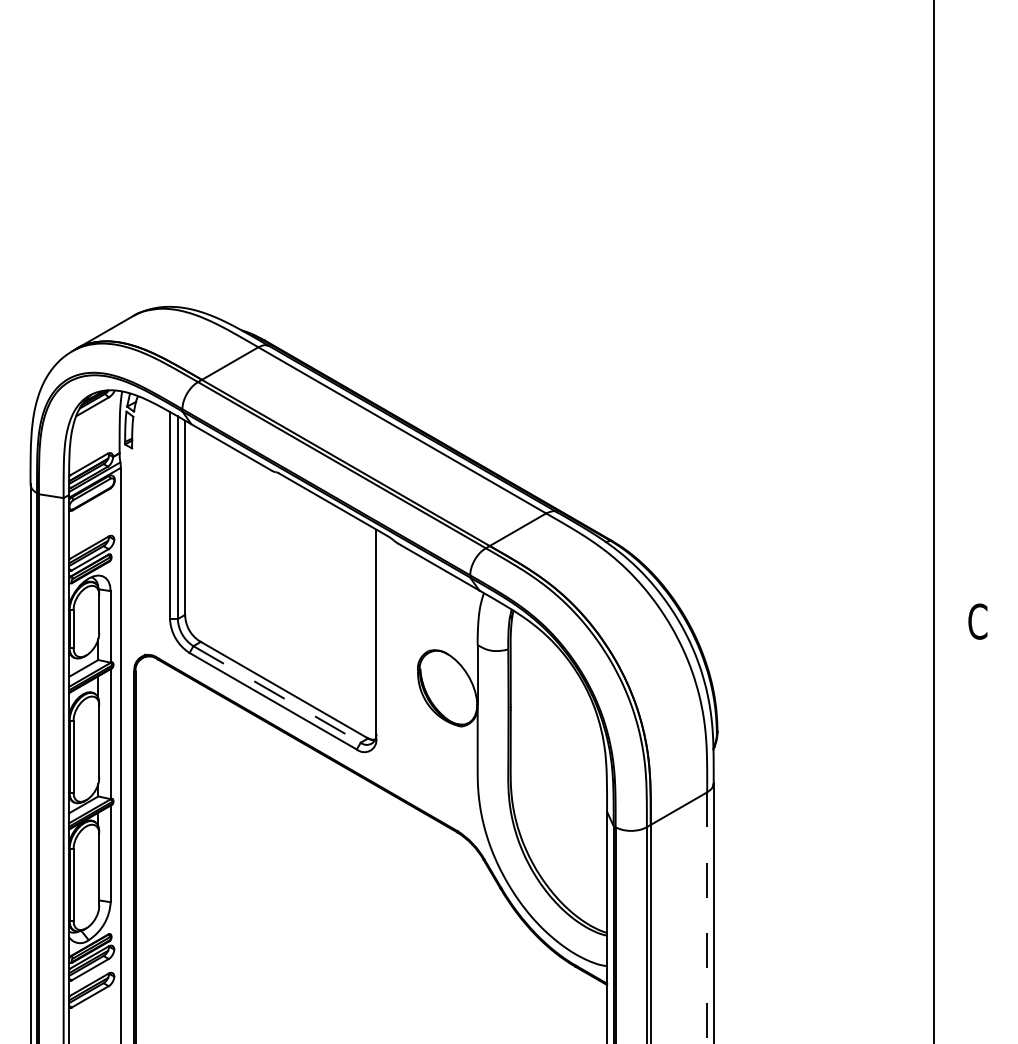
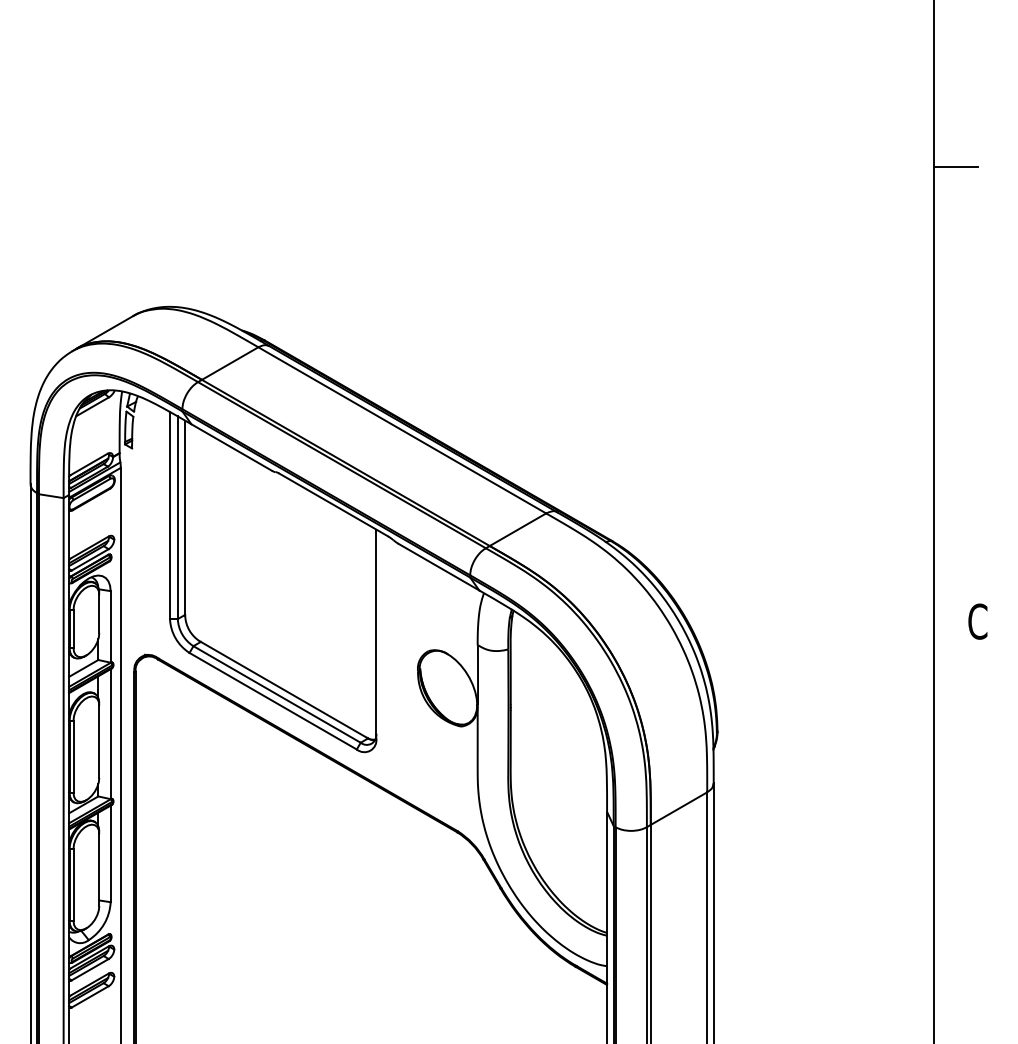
line: none -> present (956, 167)
line: dashed -> solid (277, 694)
line: dashed -> solid (707, 918)
